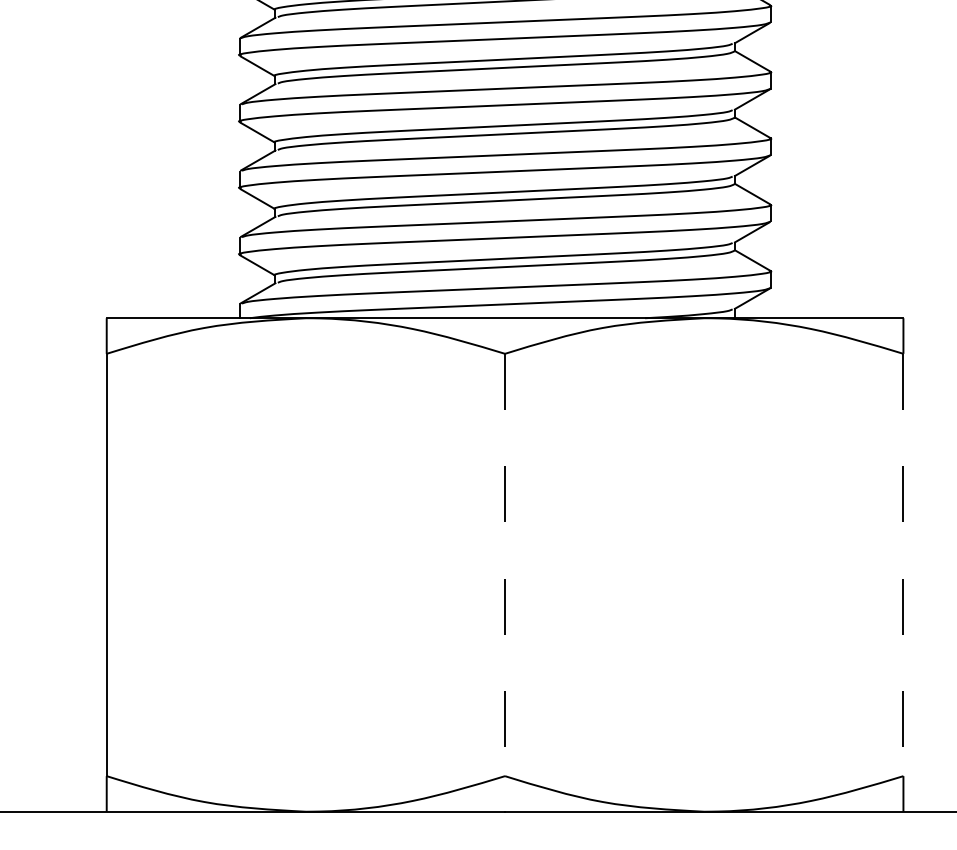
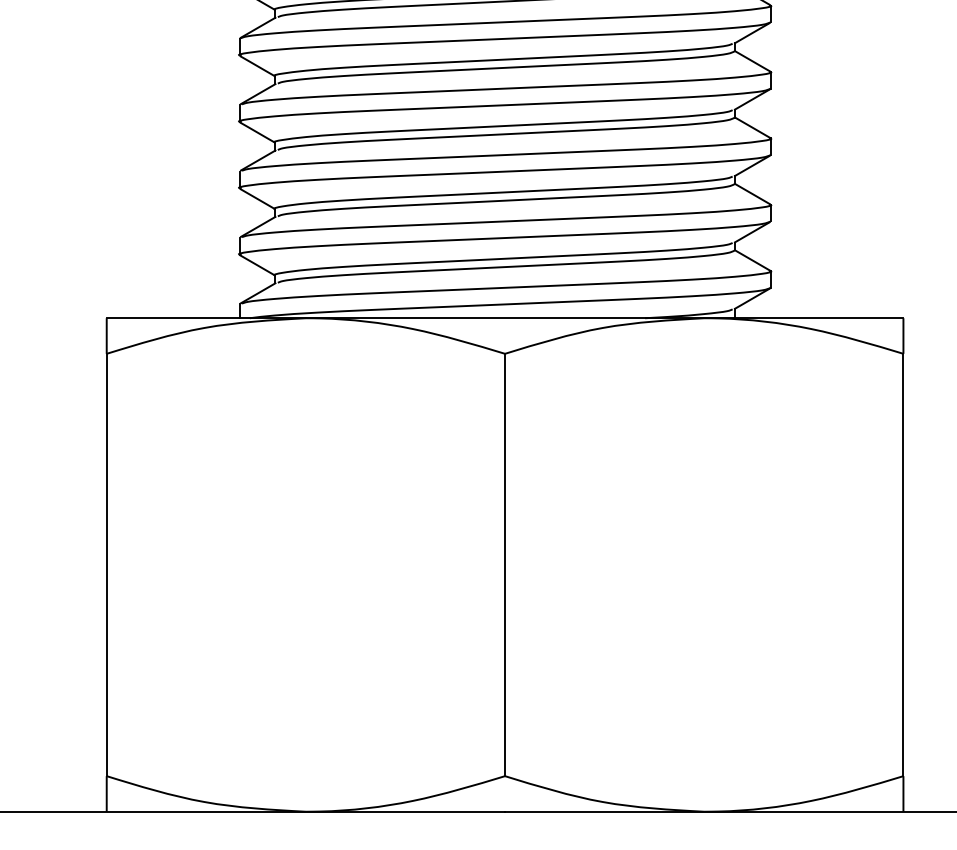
line: dashed -> solid (505, 565)
line: dashed -> solid (903, 565)
